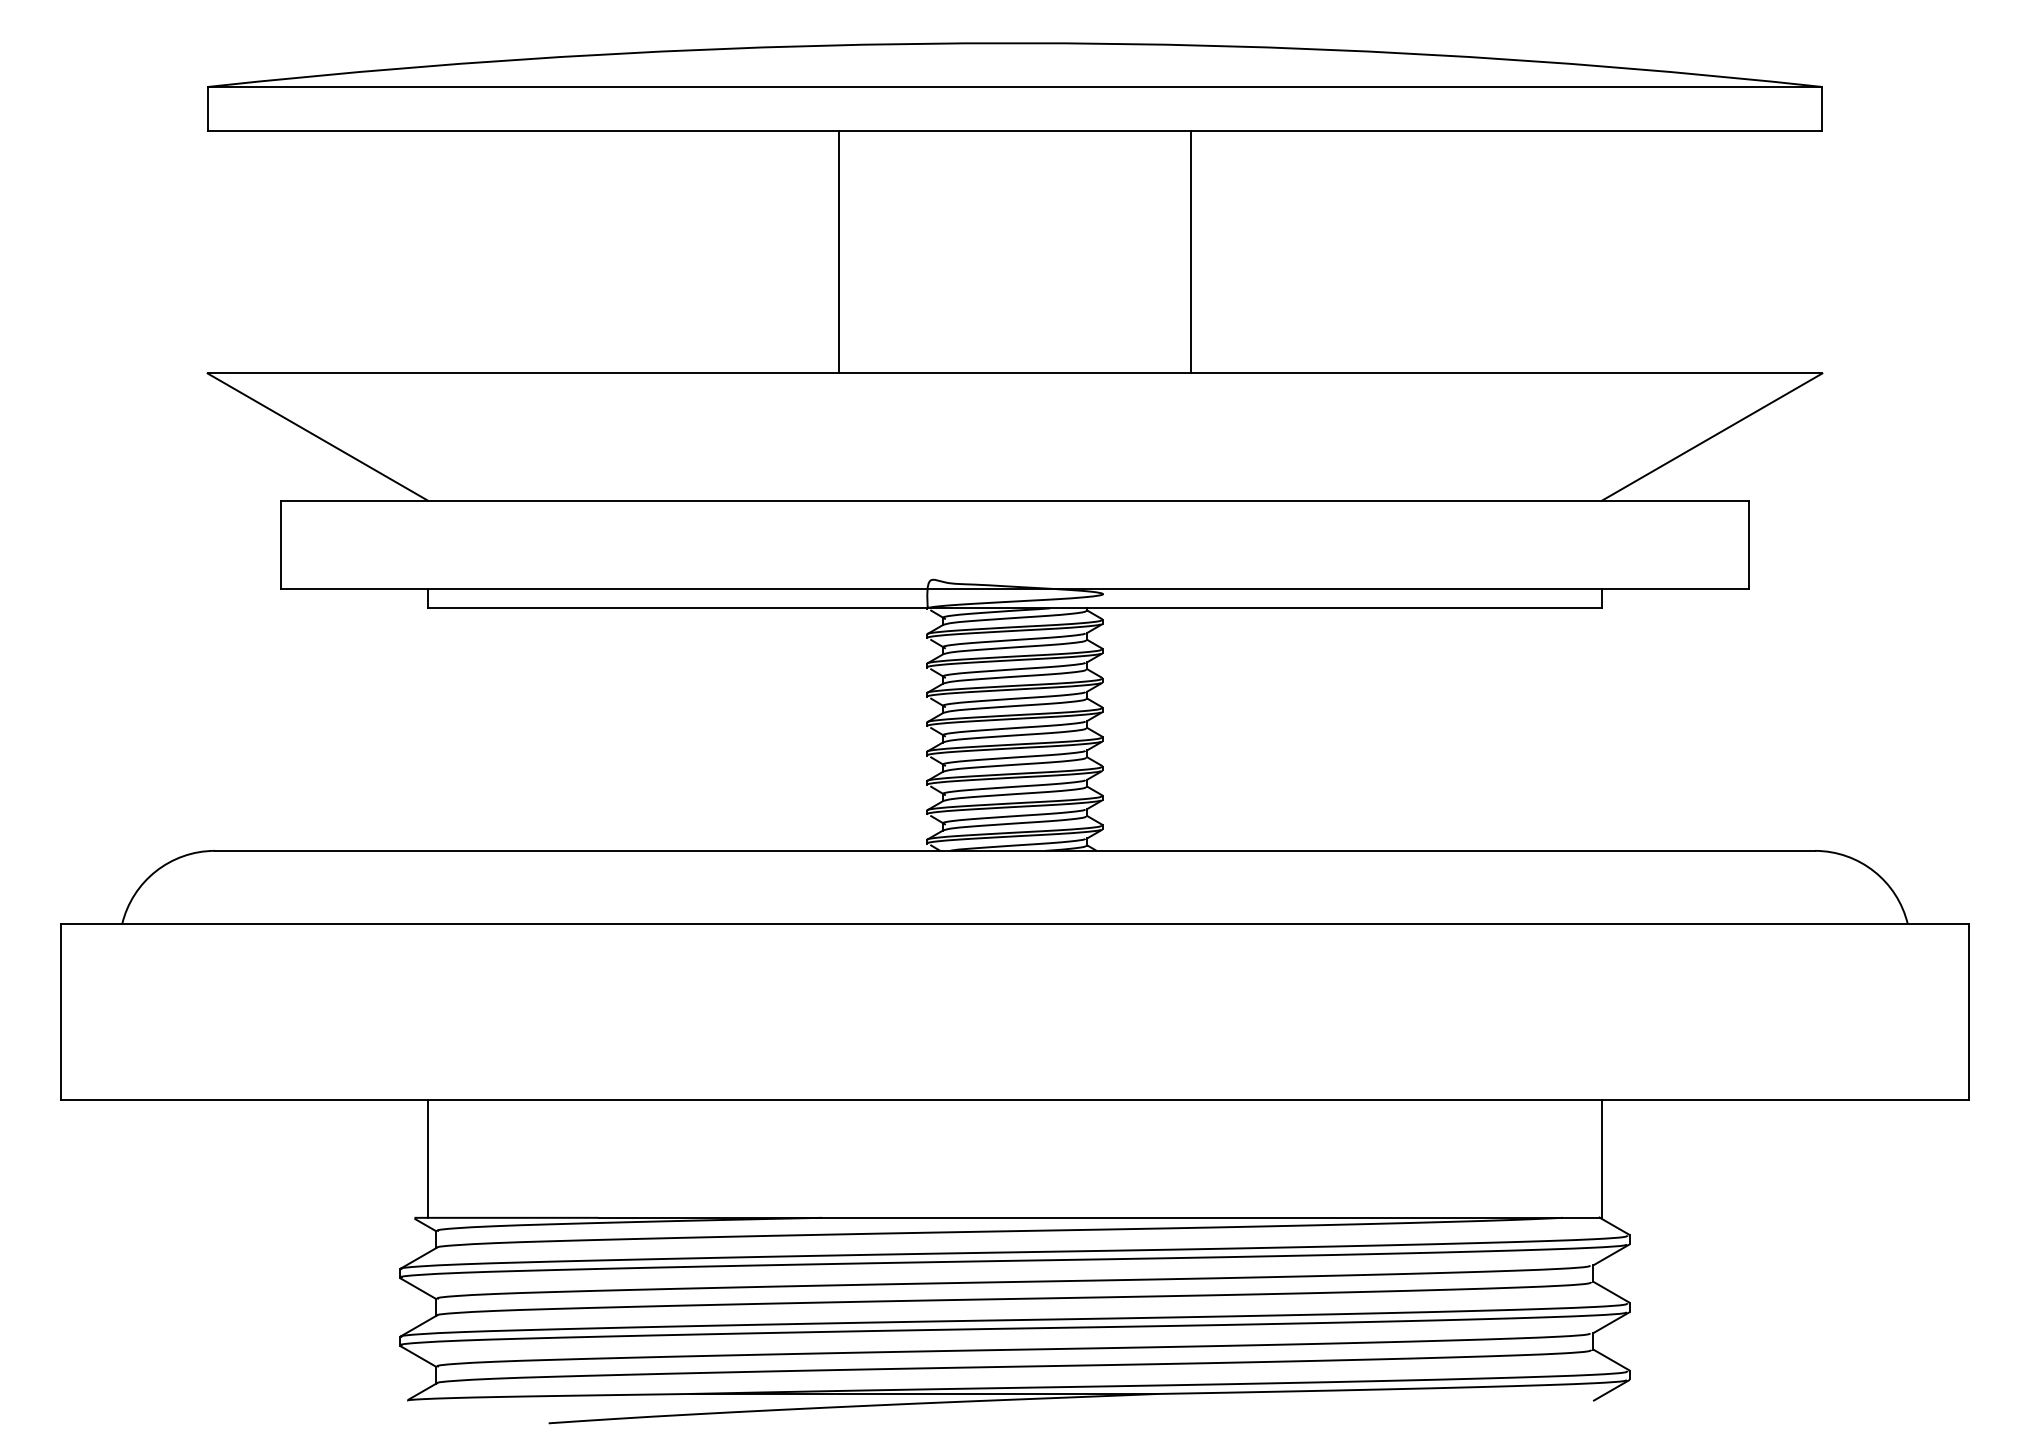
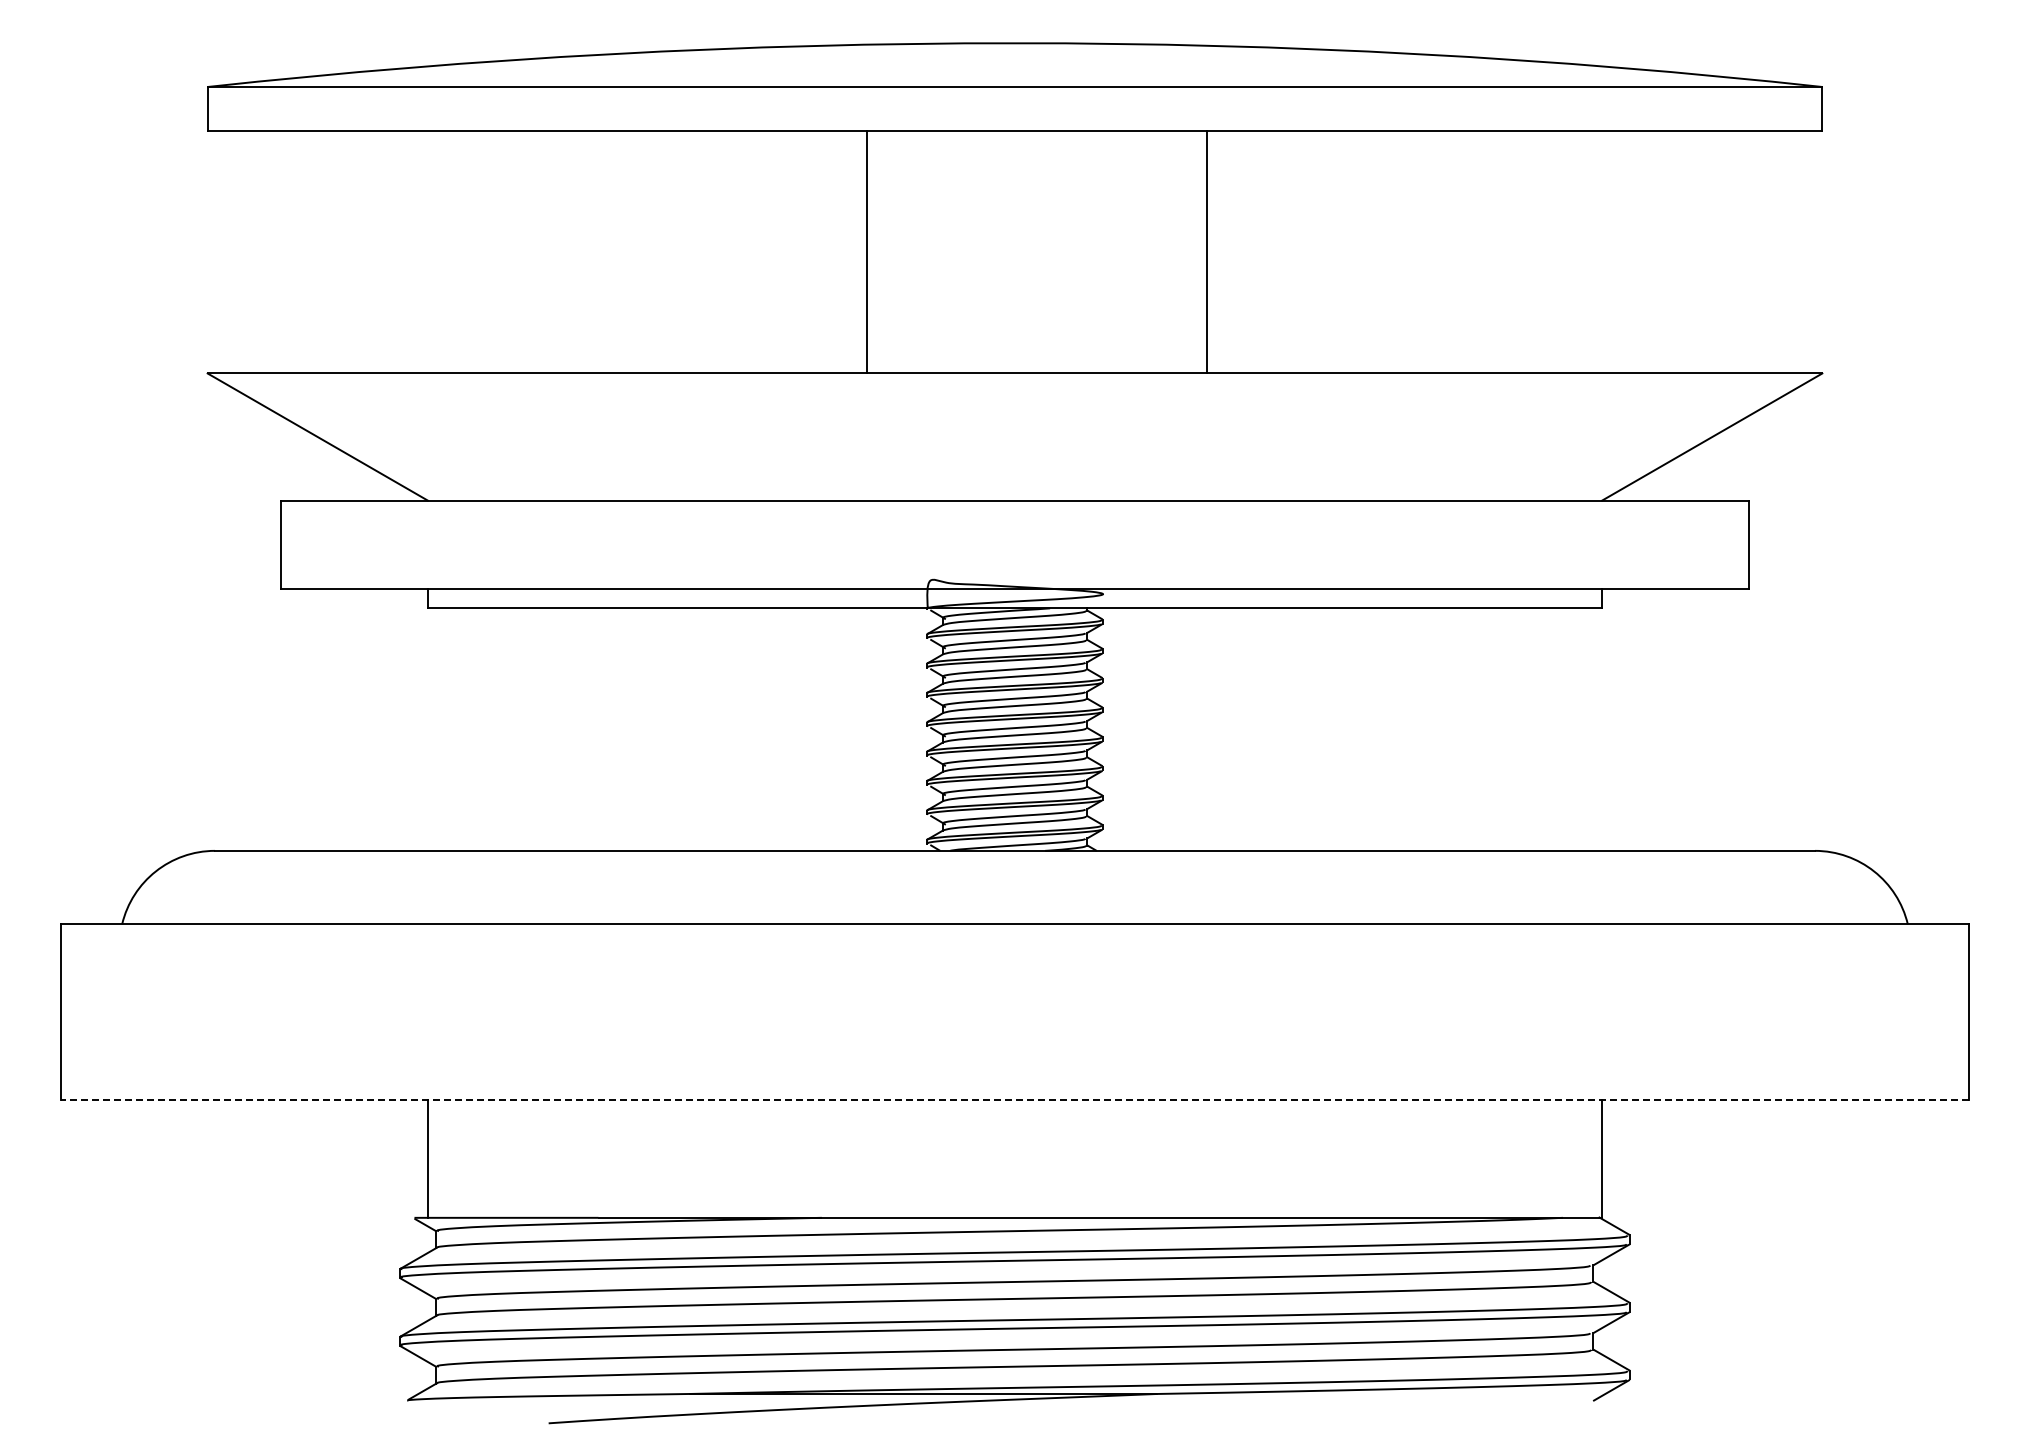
line position: (838, 252) -> (866, 252) (866, 252)
line position: (1191, 252) -> (1207, 252) (1207, 252)
line: solid -> dashed (1014, 1100)
